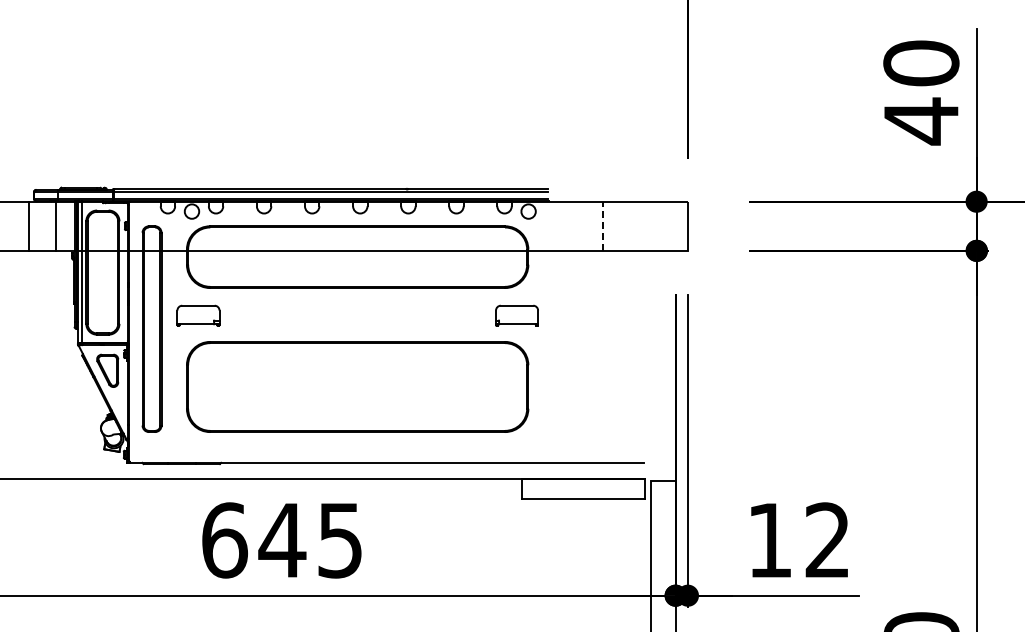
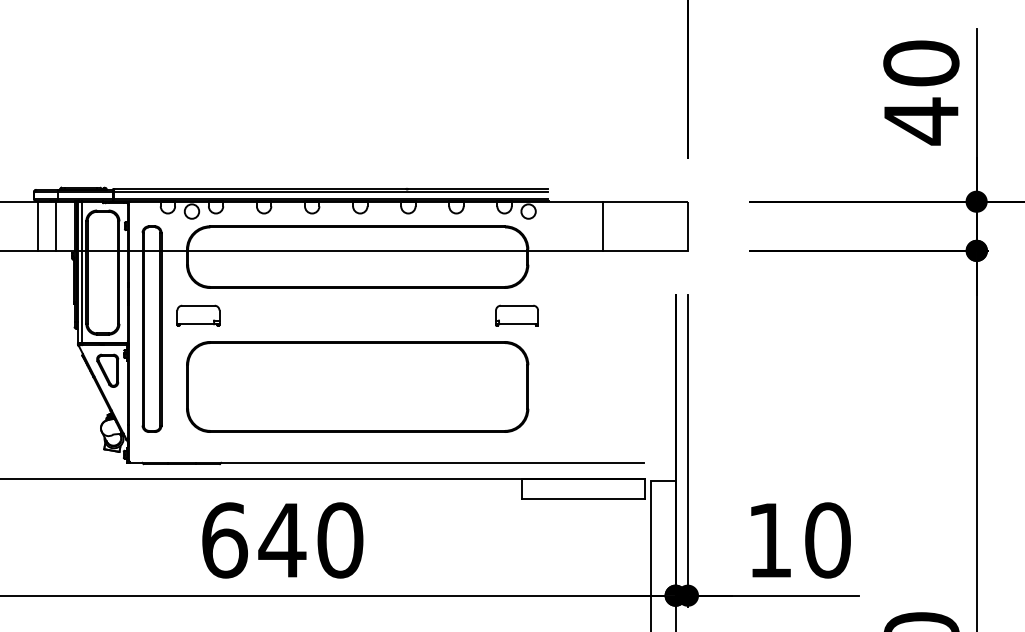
line position: (29, 225) -> (38, 225) (38, 225)
line: dashed -> solid (603, 226)
text: 645 -> 640 (340, 540)
text: 12 -> 10 (827, 540)
